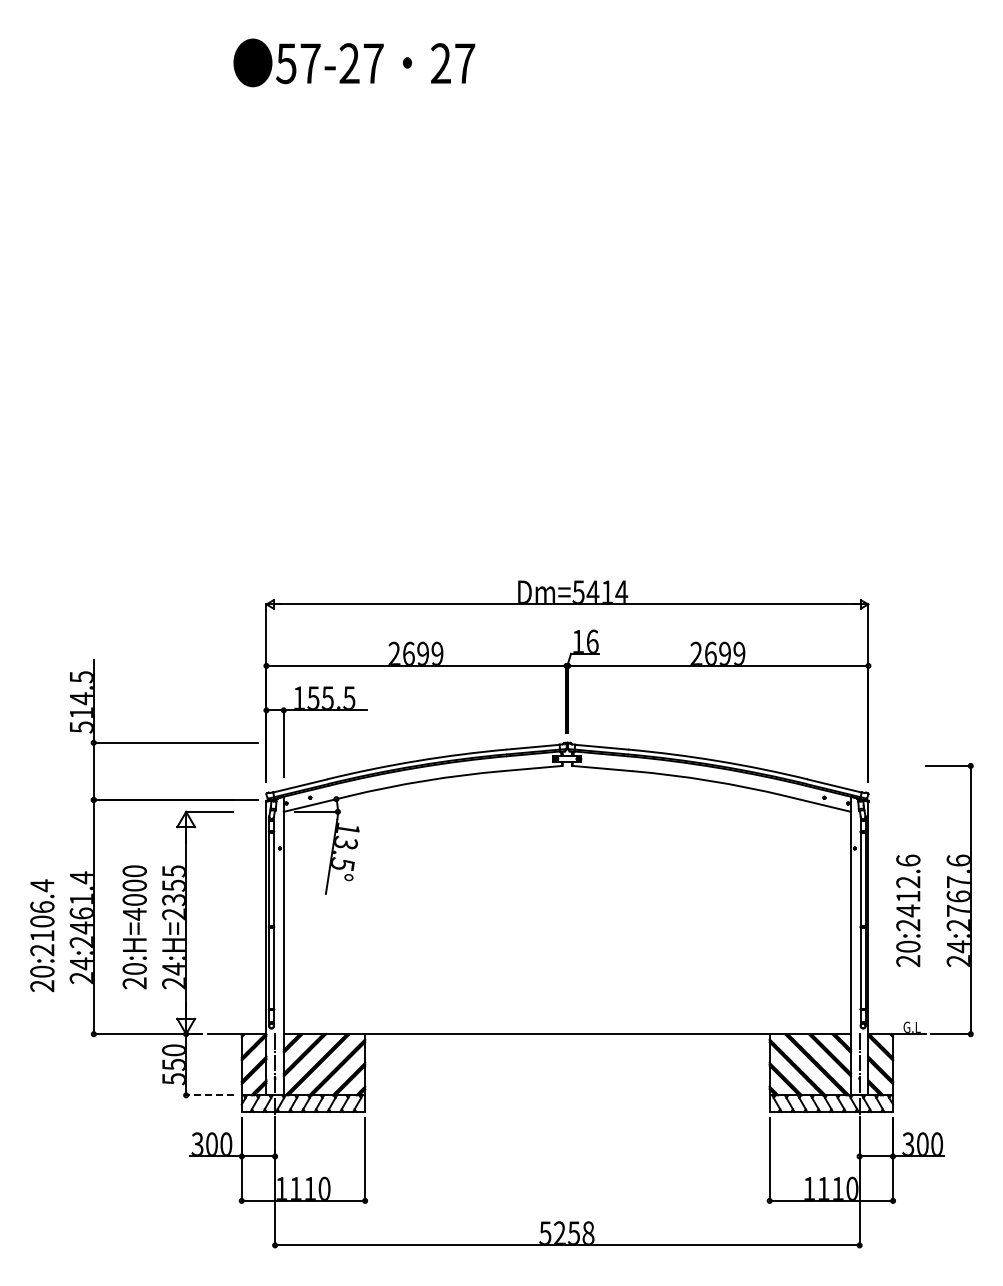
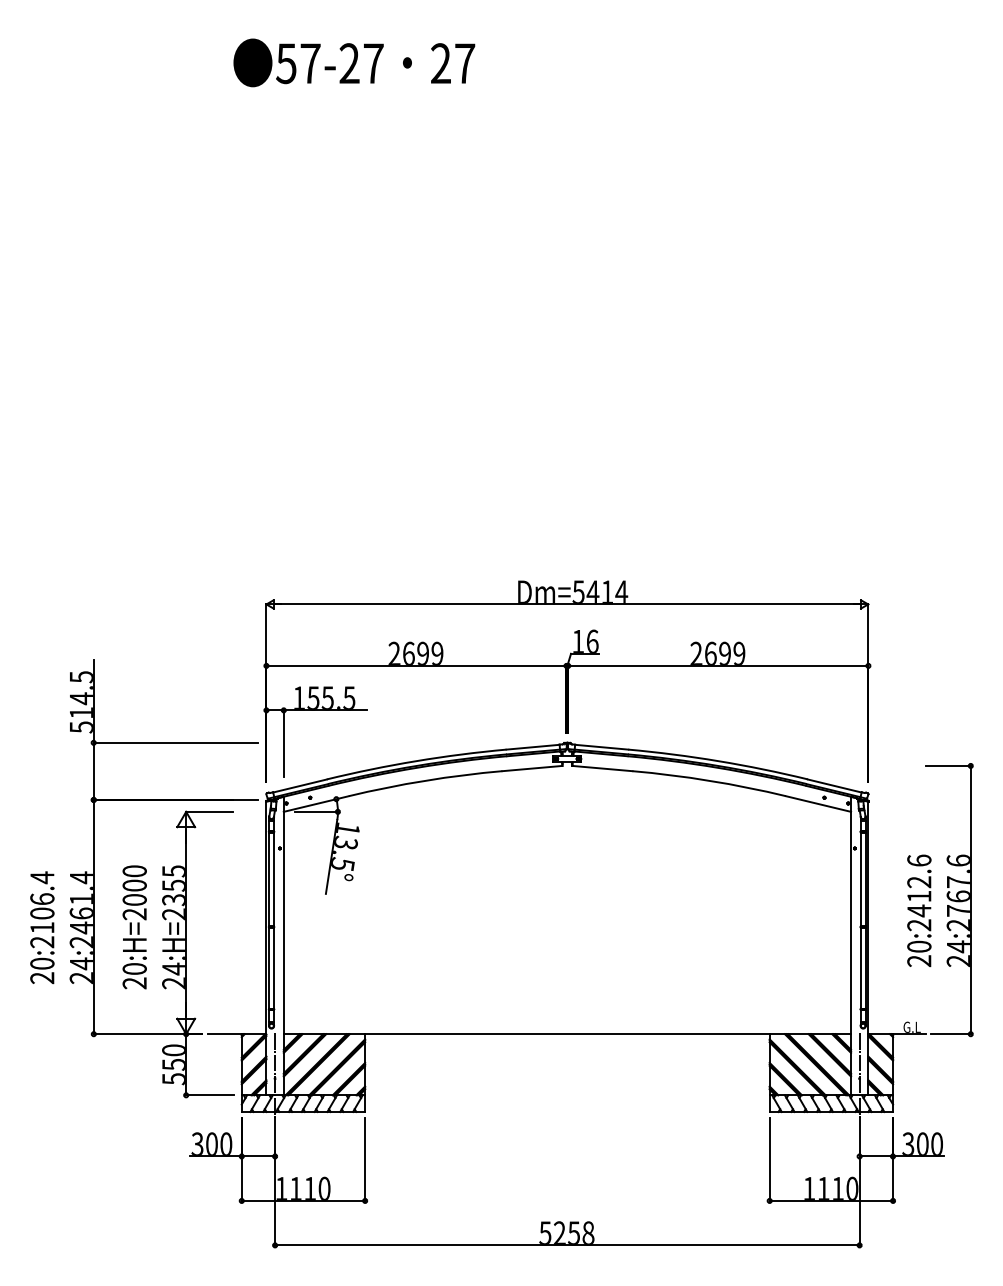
text position: (908, 910) -> (919, 910) (919, 910)
text: 20:H=4000 -> 20:H=2000 (134, 914)
text position: (42, 935) -> (42, 927) (42, 927)
line: dashed -> solid (209, 1095)
